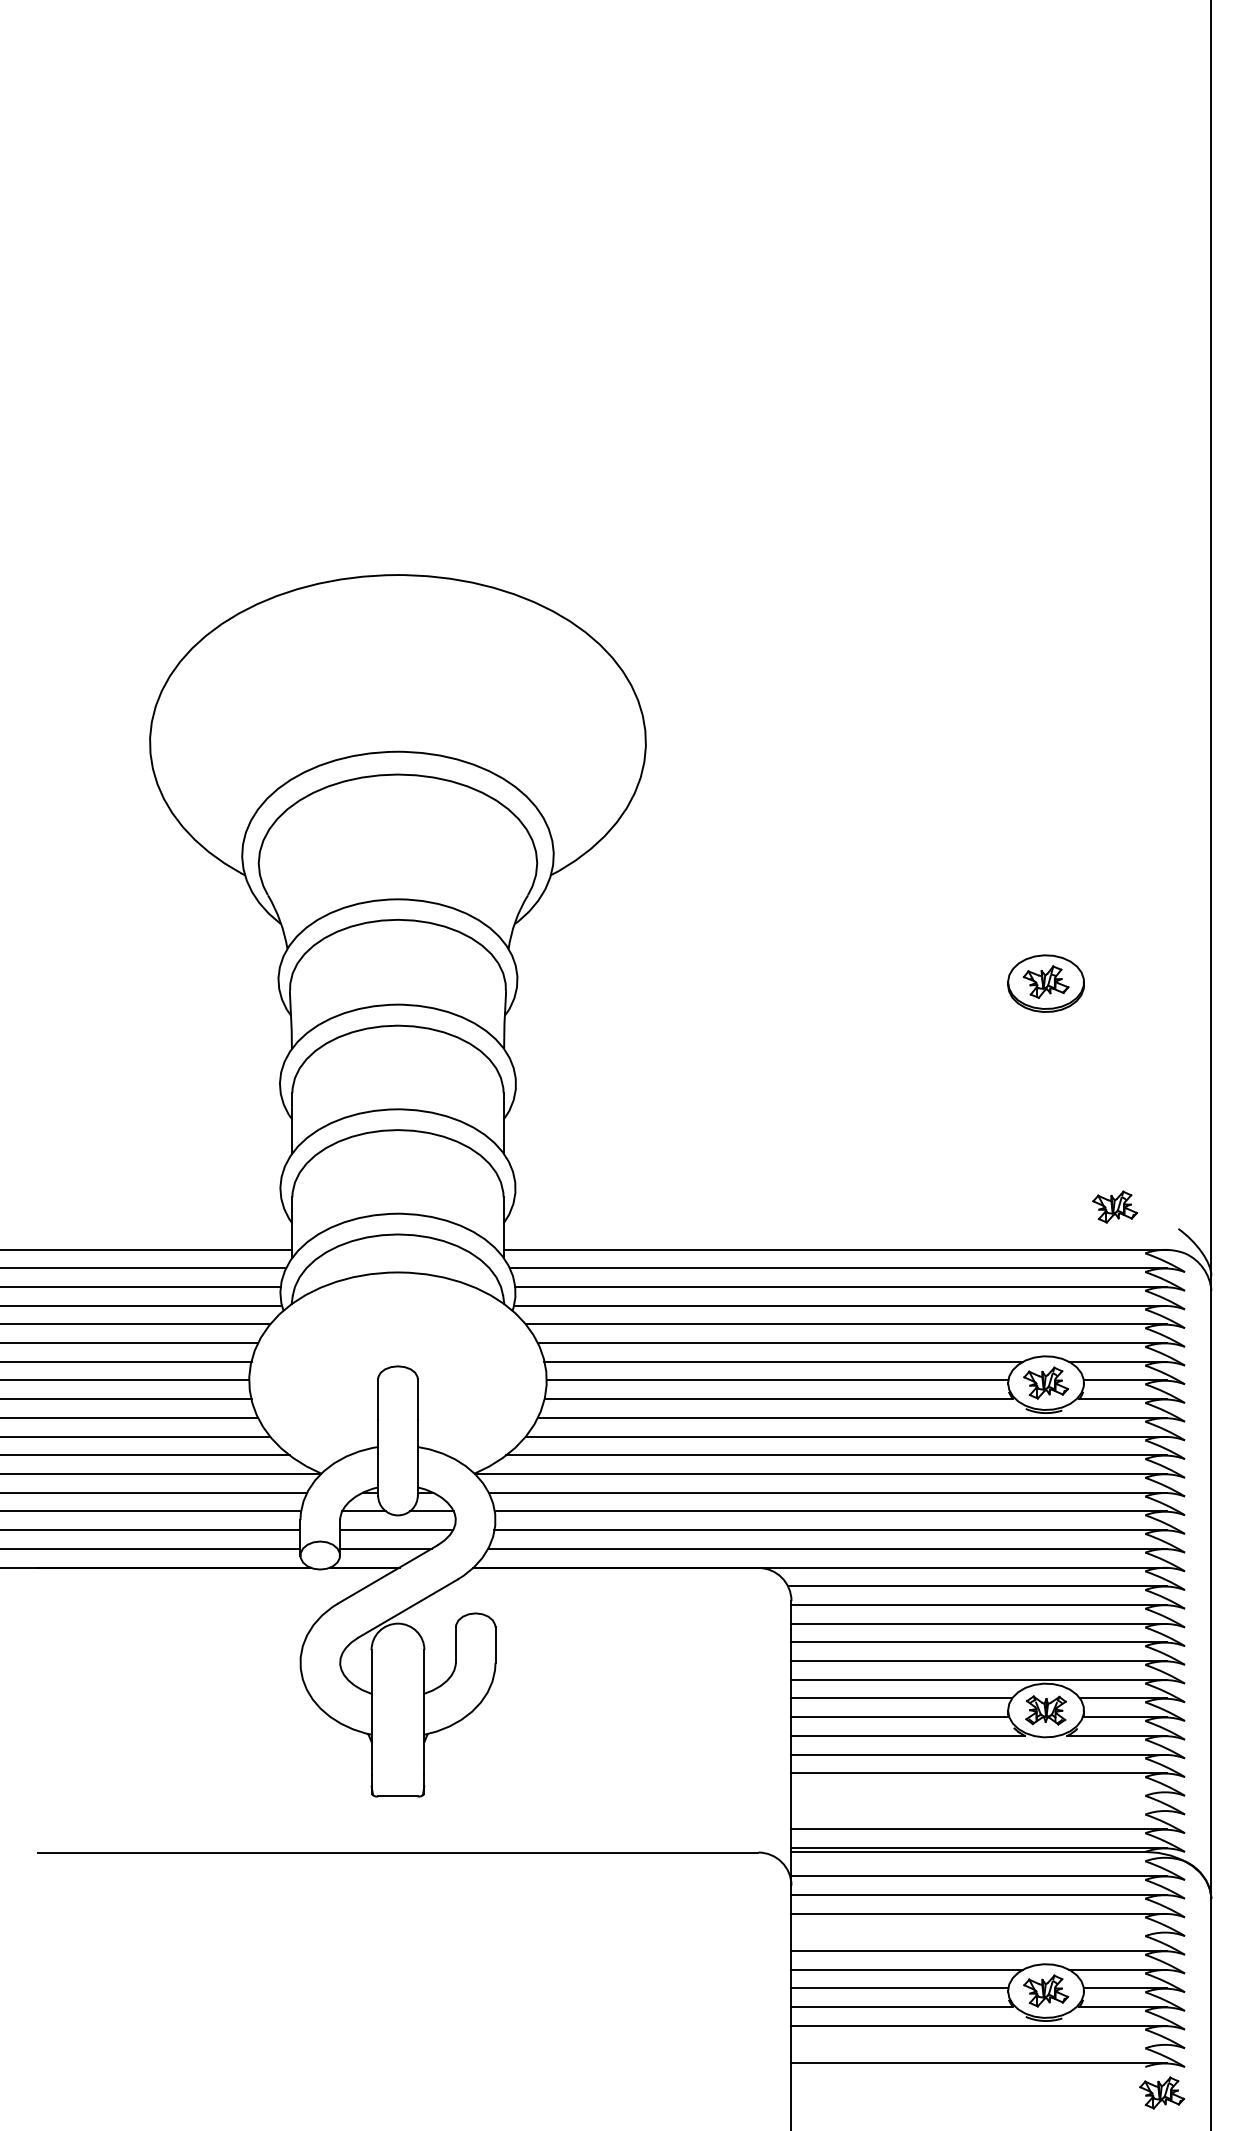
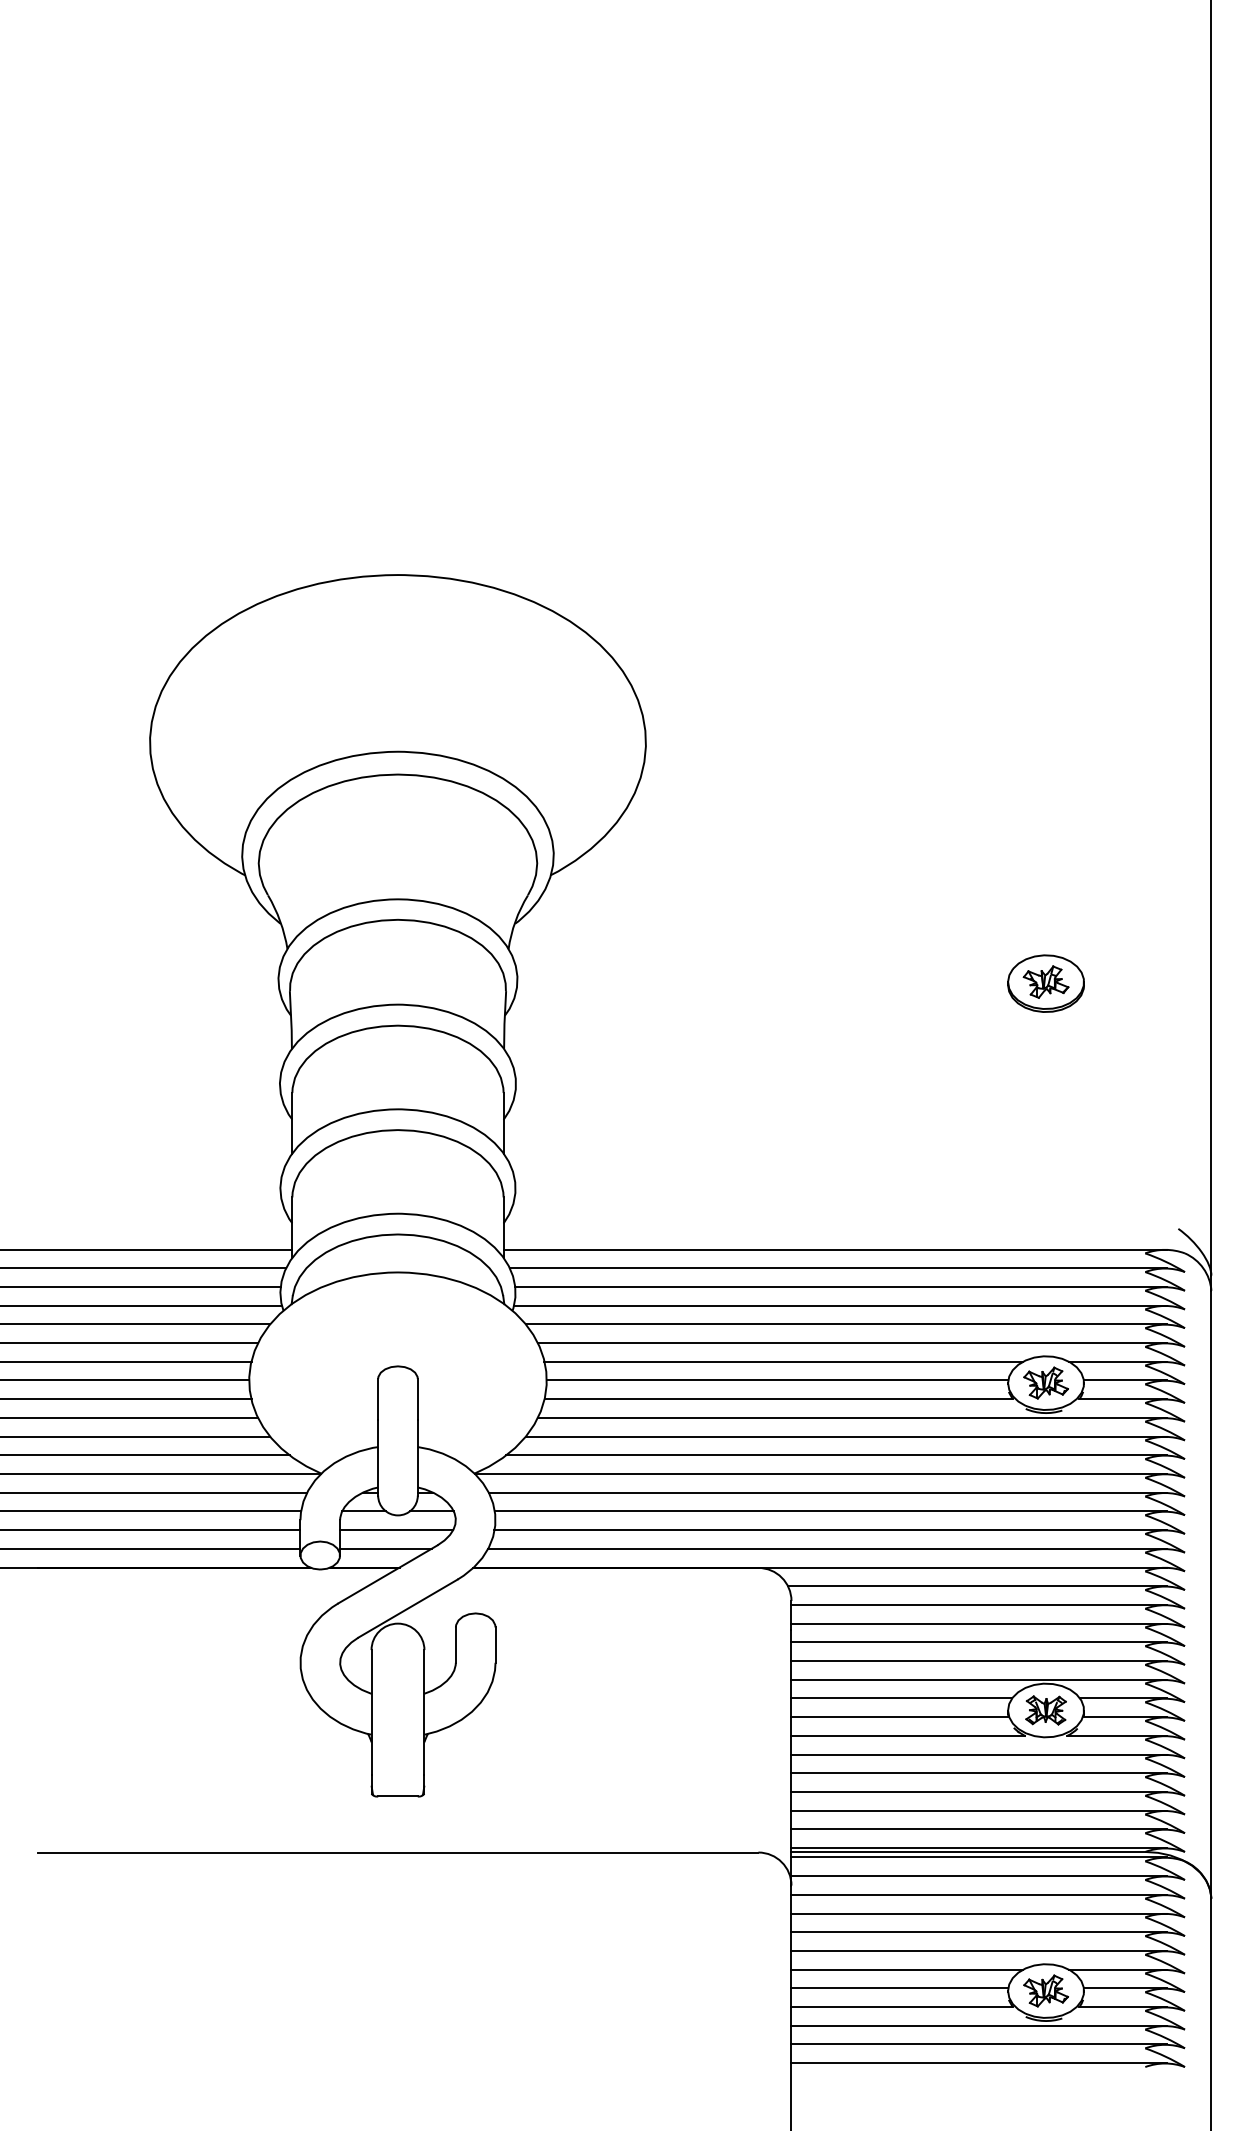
part: present -> none (1114, 1206)
line: none -> present (979, 1791)
line: none -> present (979, 1810)
line: none -> present (979, 1857)
line: none -> present (979, 1932)
line: none -> present (979, 2044)
part: present -> none (1161, 2092)
